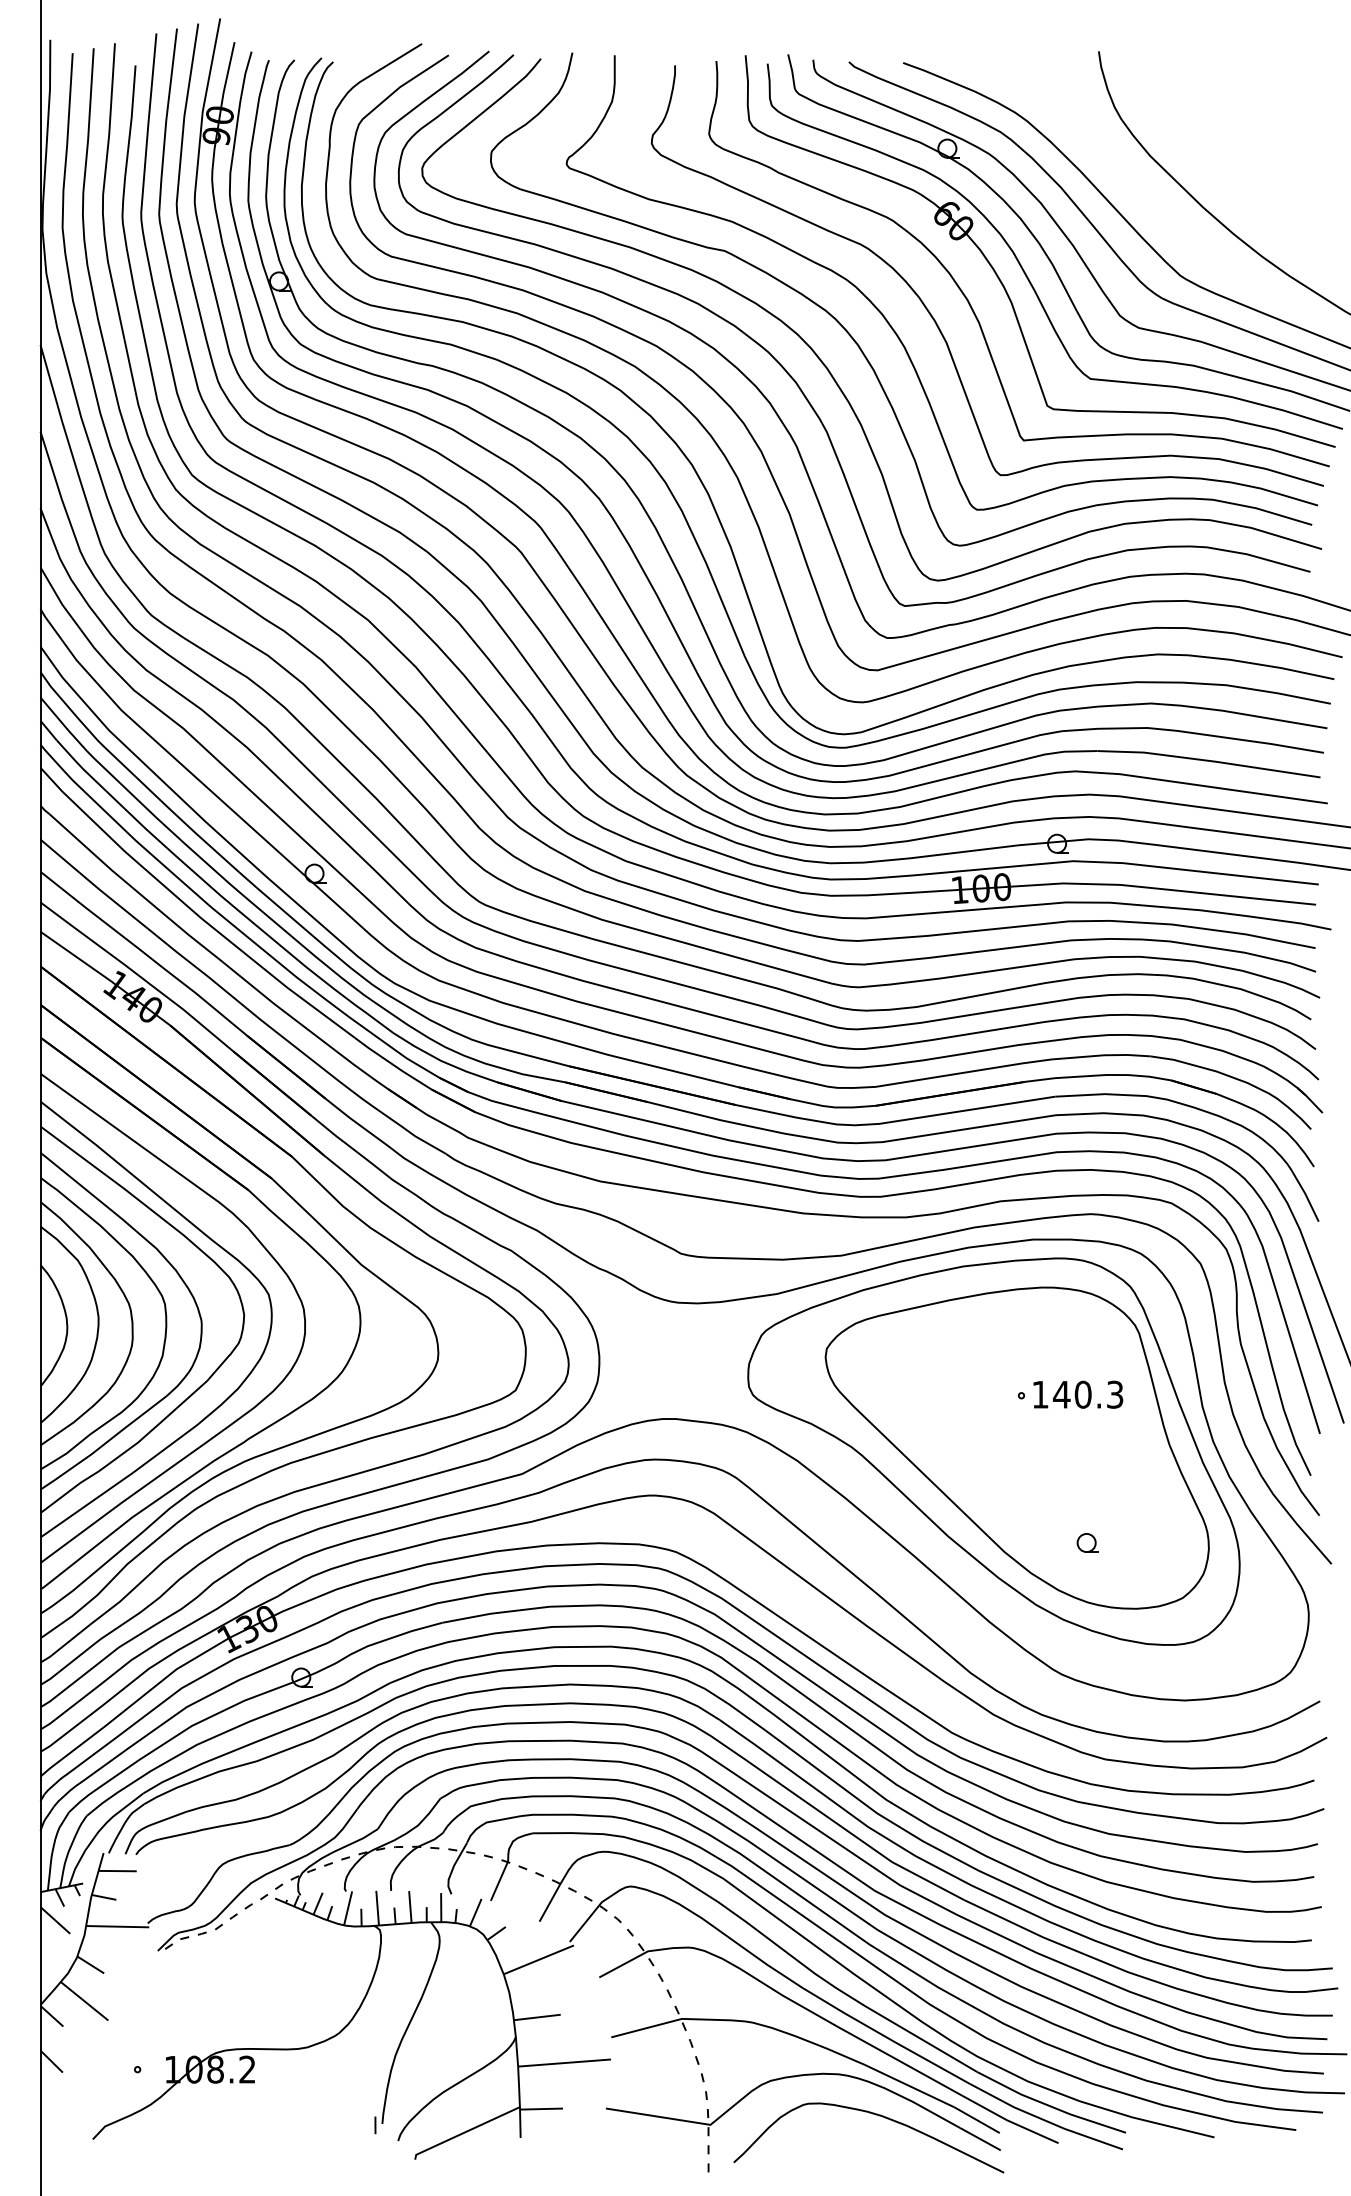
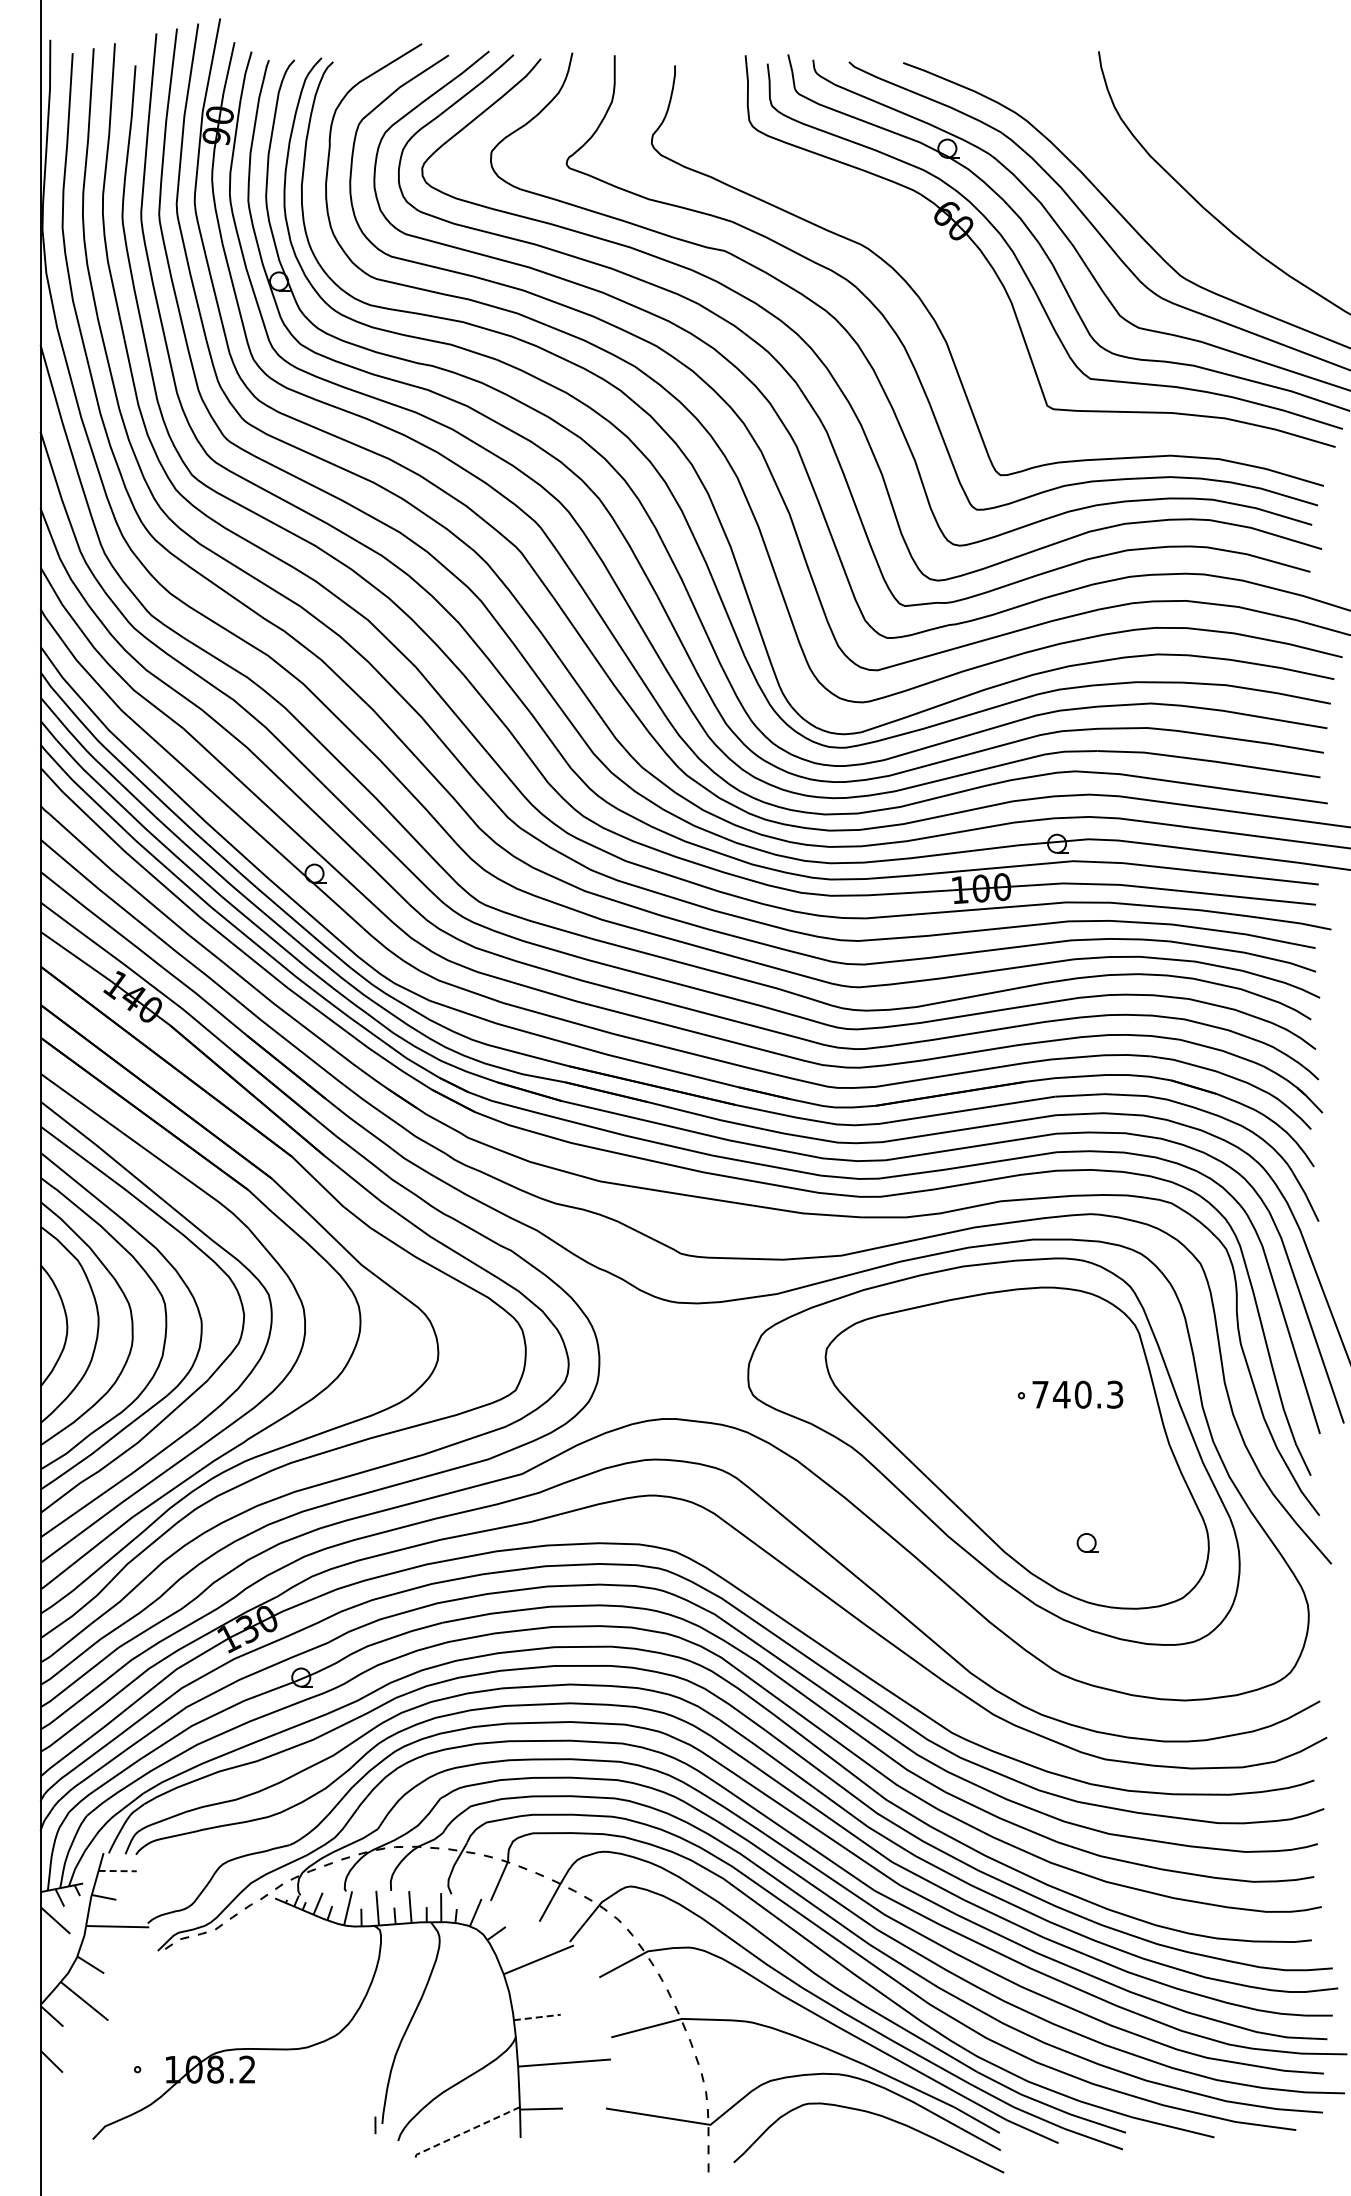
curve: present -> none (968, 299)
text: 140.3 -> 740.3 (1040, 1394)
line: solid -> dashed (118, 1871)
line: solid -> dashed (537, 2017)
line: solid -> dashed (464, 2132)
